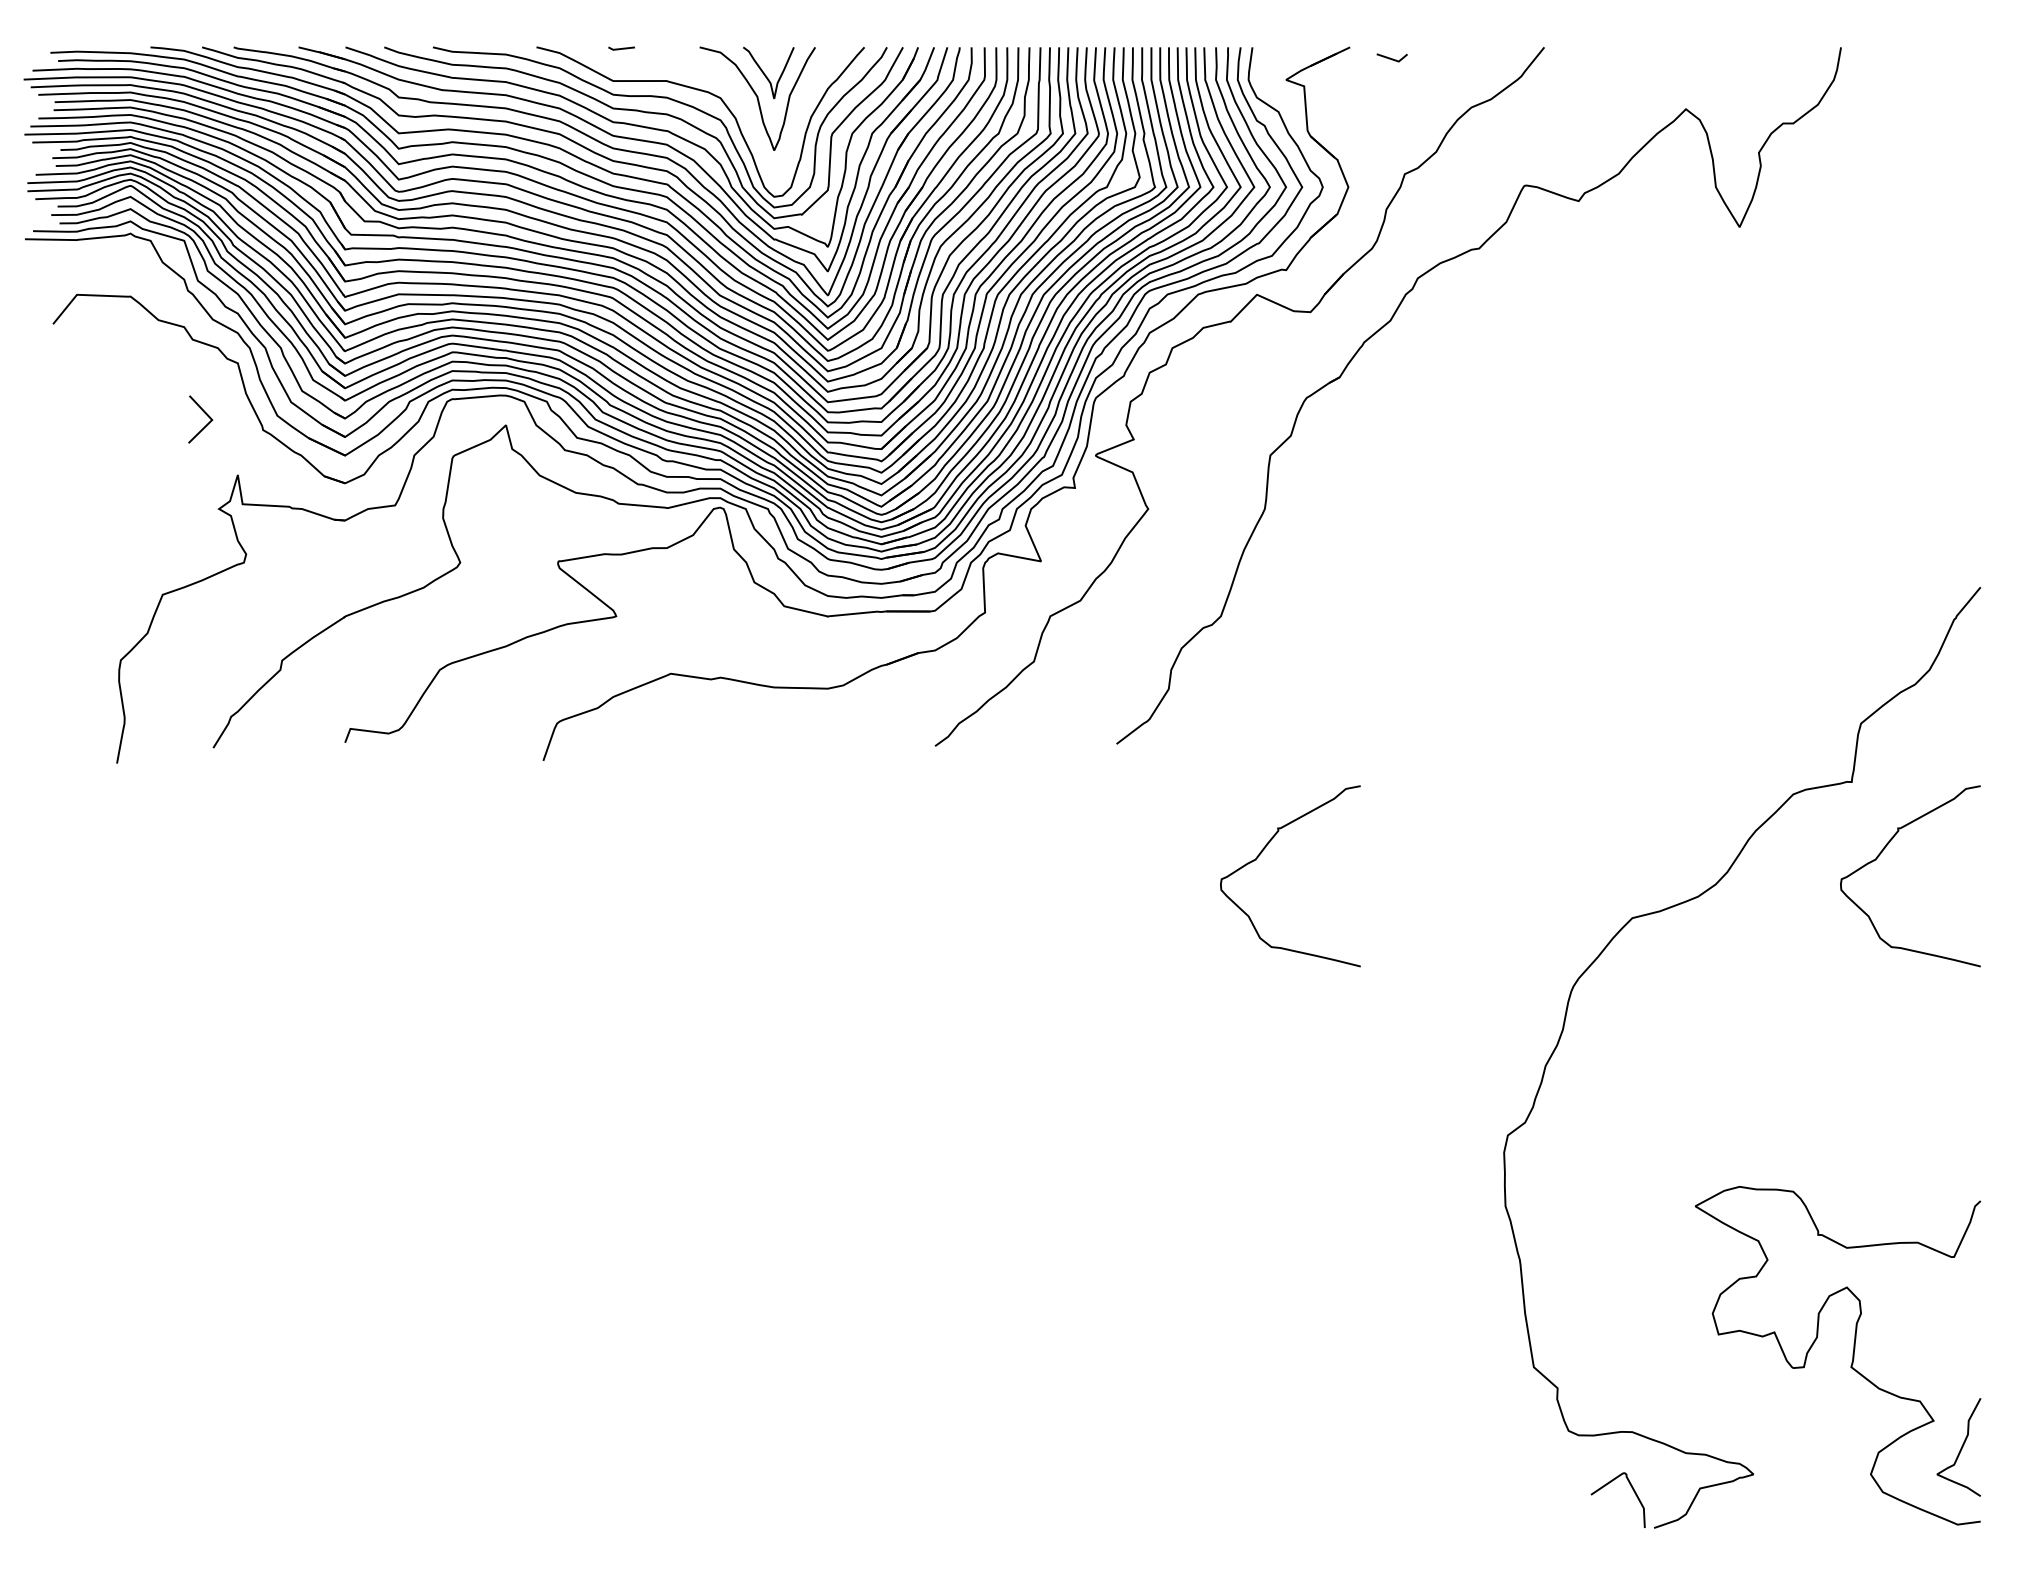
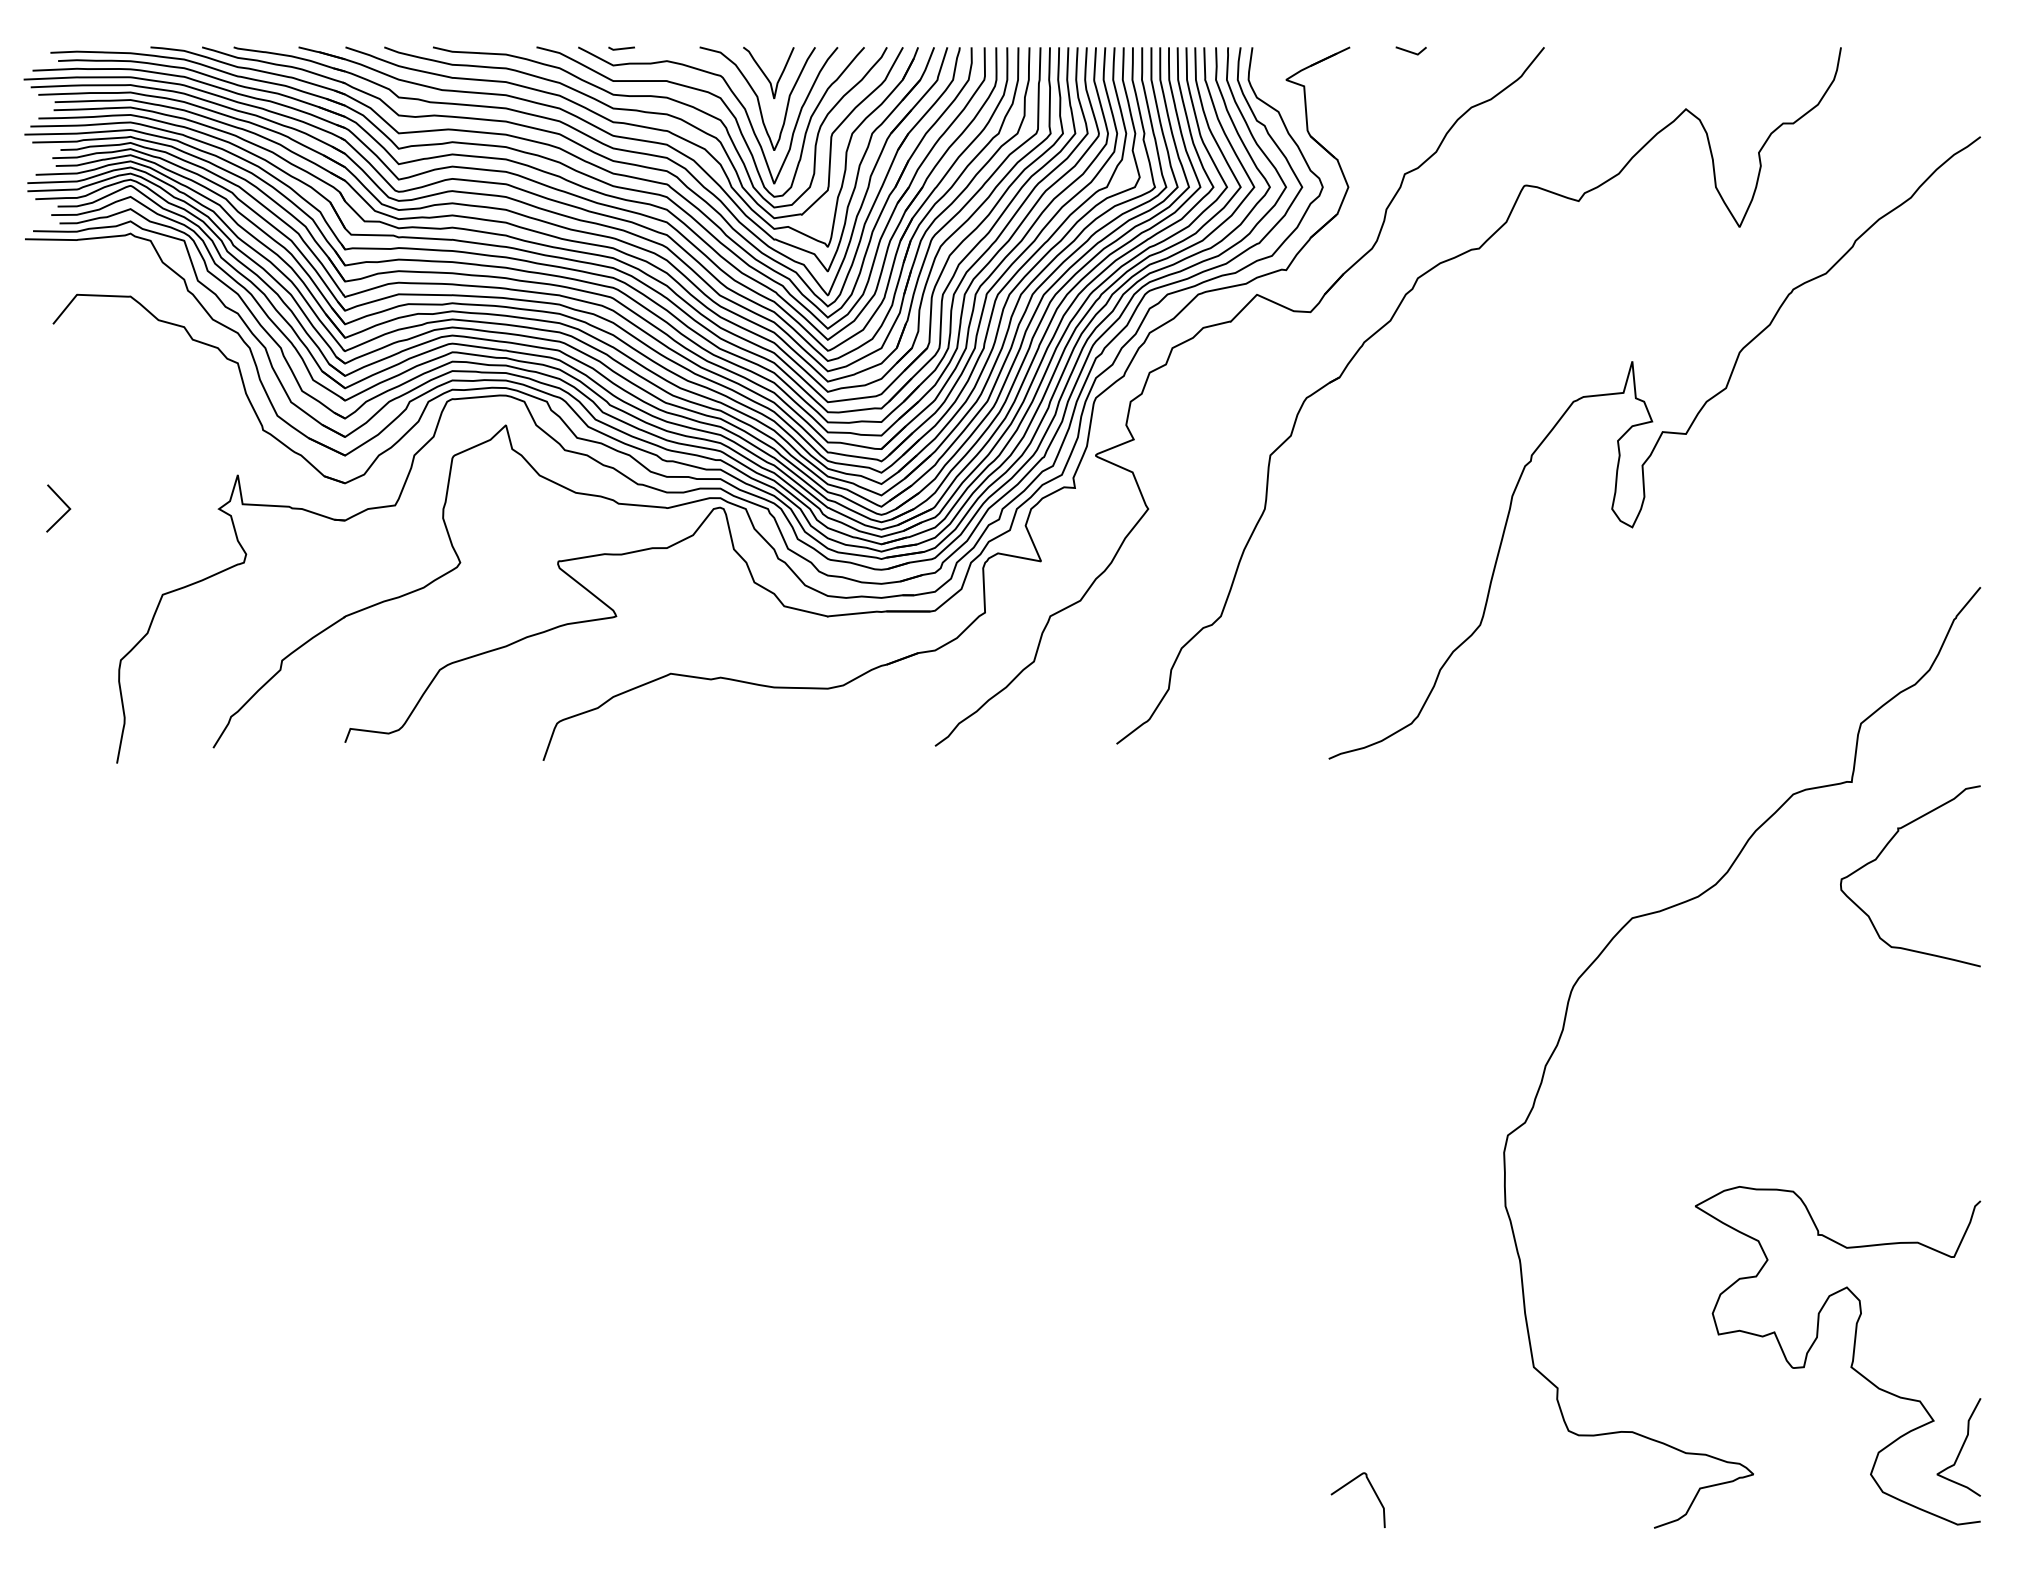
line position: (1390, 57) -> (1409, 50) (1409, 50)
curve: none -> present (733, 95)
line position: (205, 414) -> (63, 503) (63, 503)
curve: none -> present (1654, 447)
curve: present -> none (1262, 852)
curve position: (1608, 1484) -> (1348, 1484) (1348, 1484)
